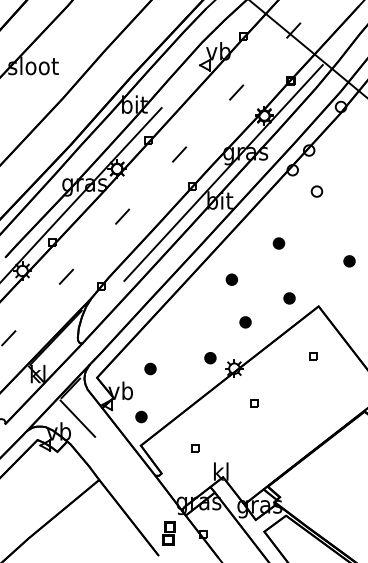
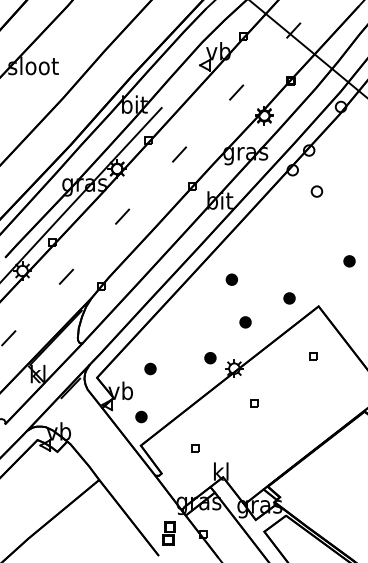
line: present -> none (223, 172)
part: present -> none (278, 243)
line: present -> none (77, 418)
